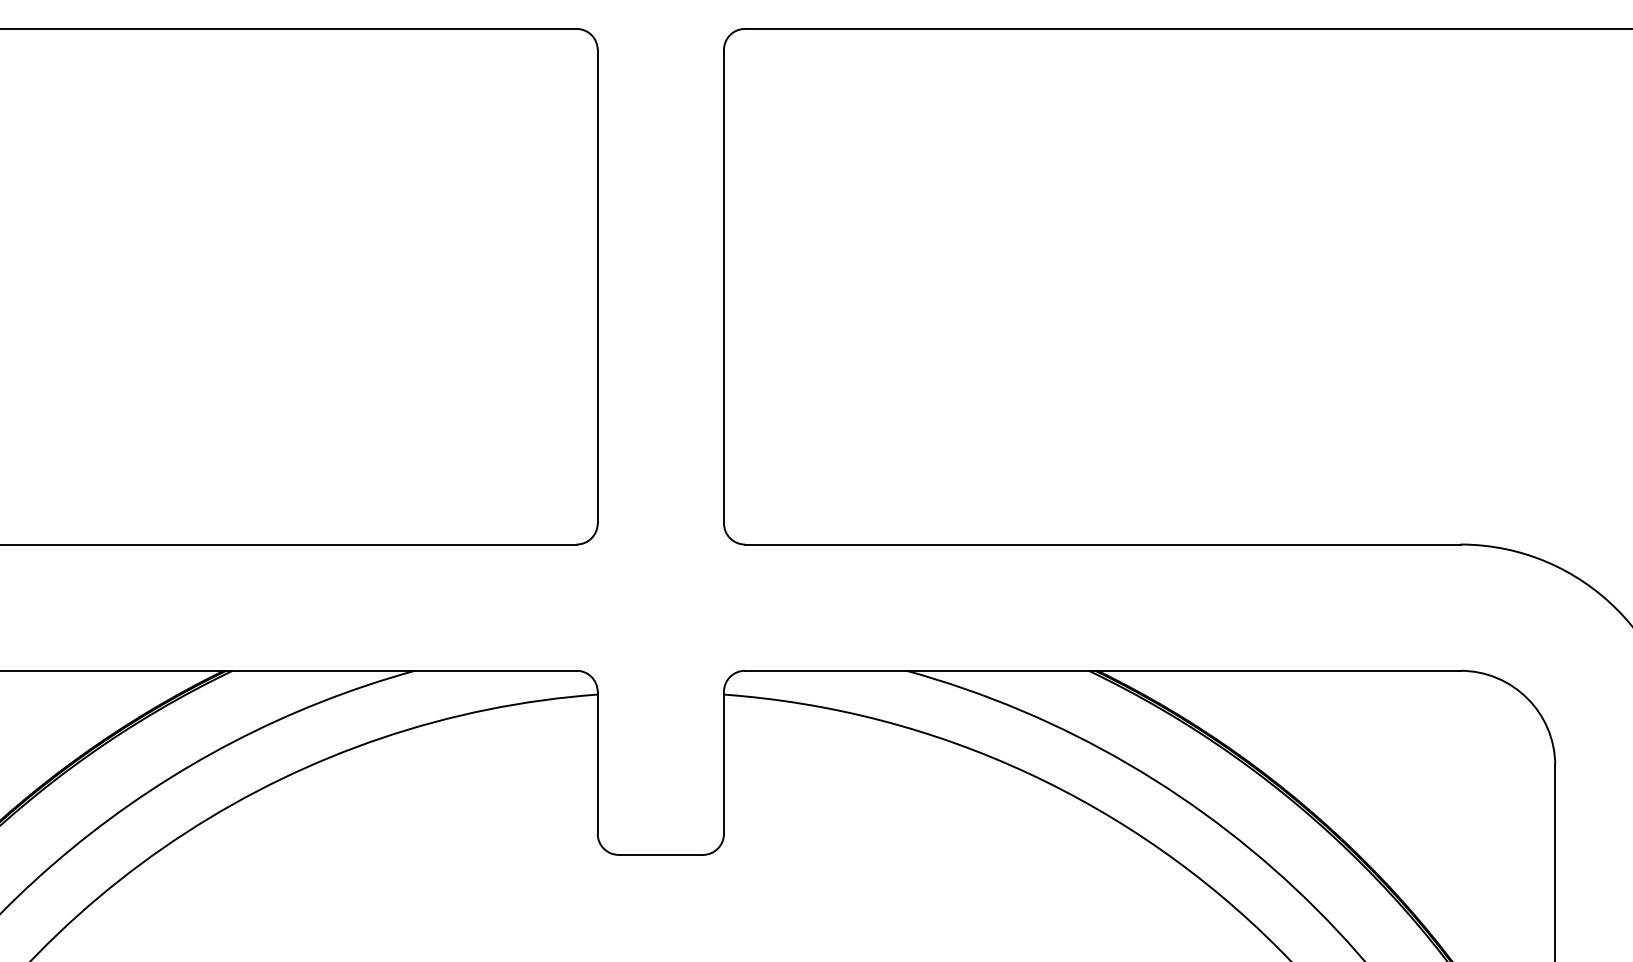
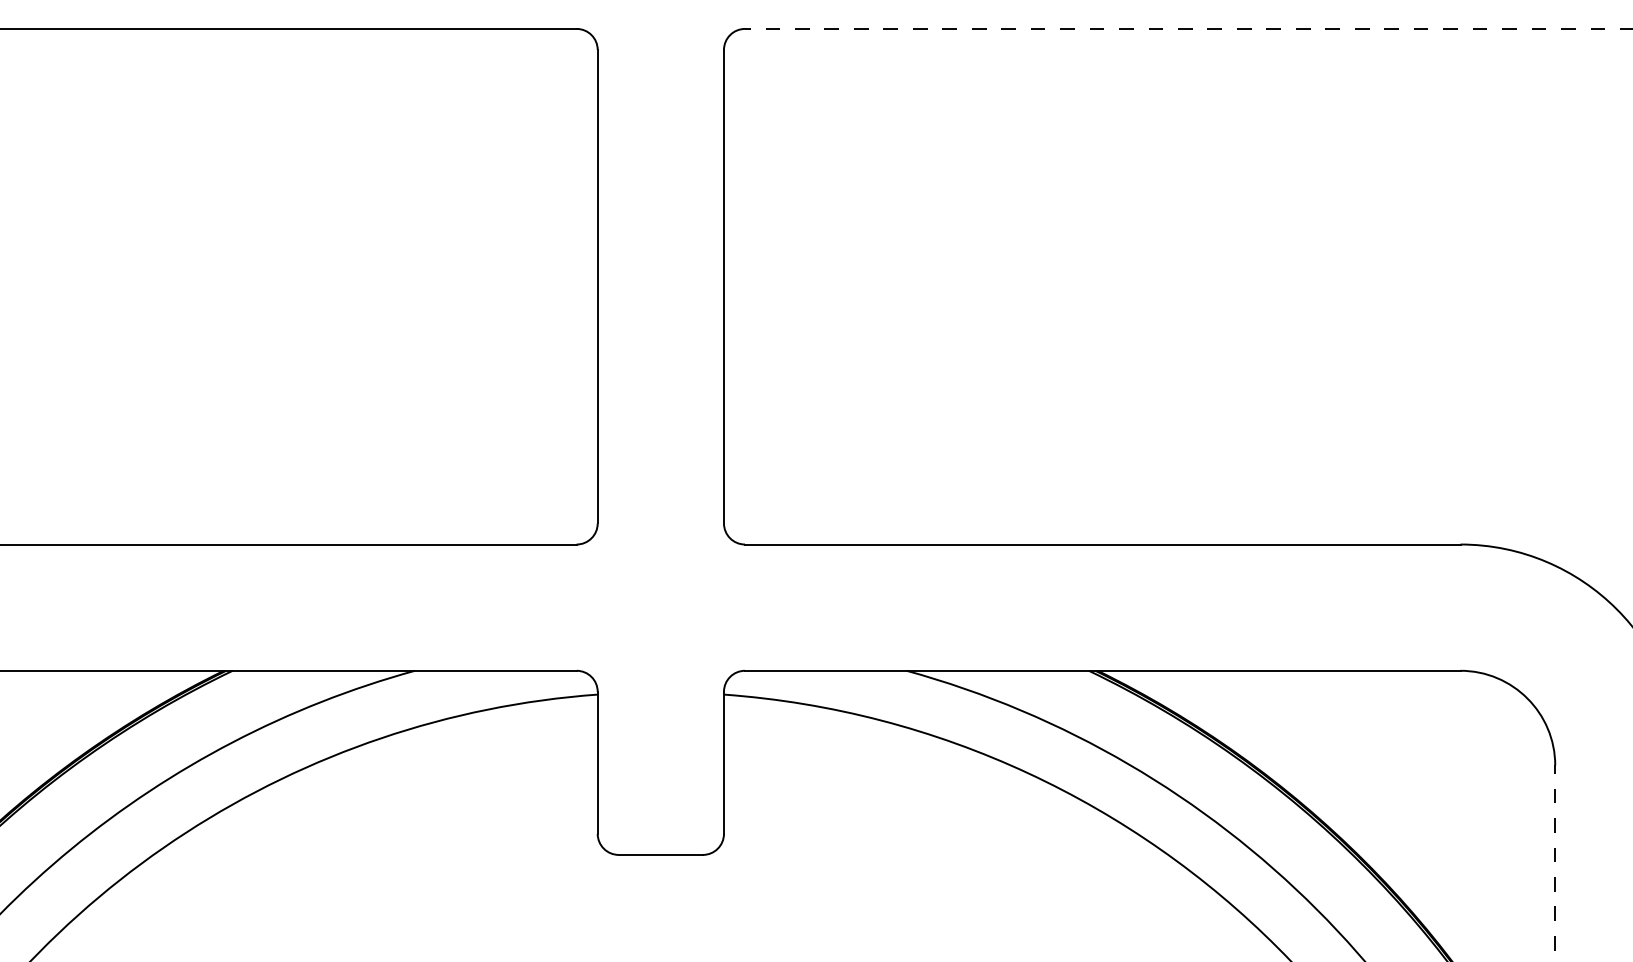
line: solid -> dashed (1188, 28)
line: solid -> dashed (1555, 863)
